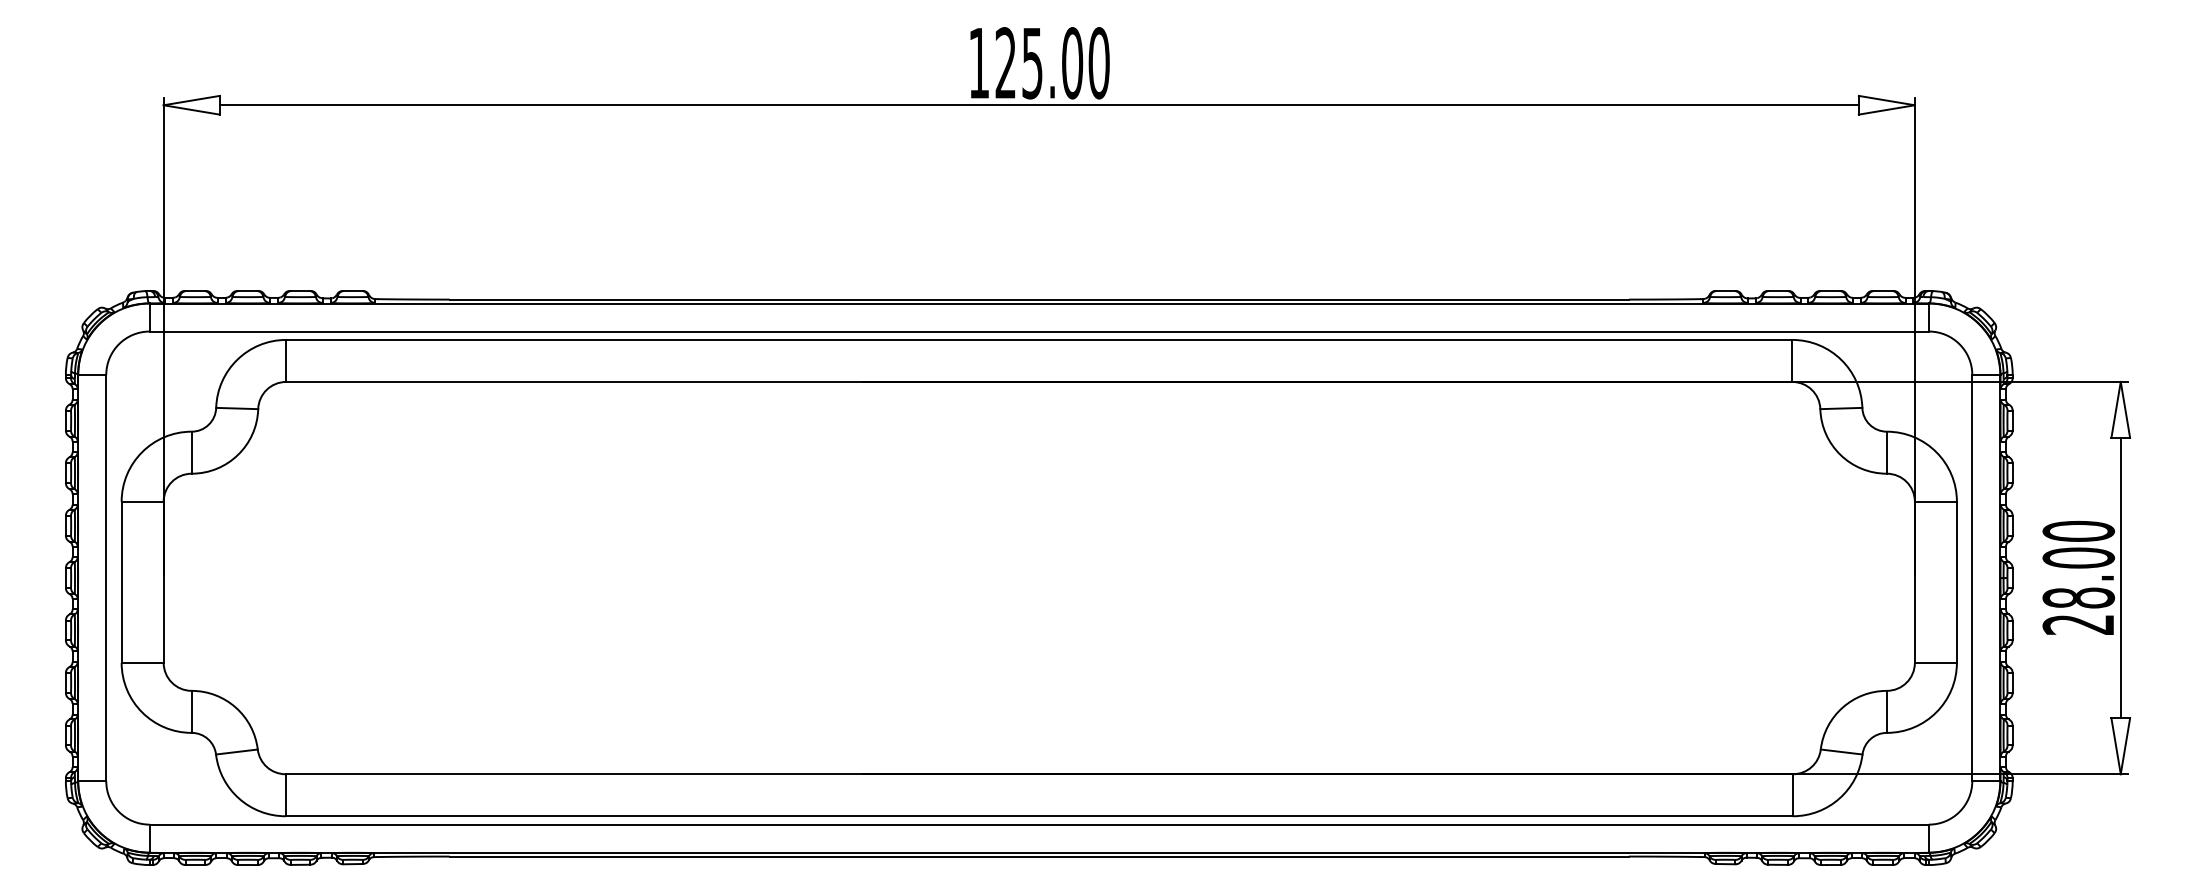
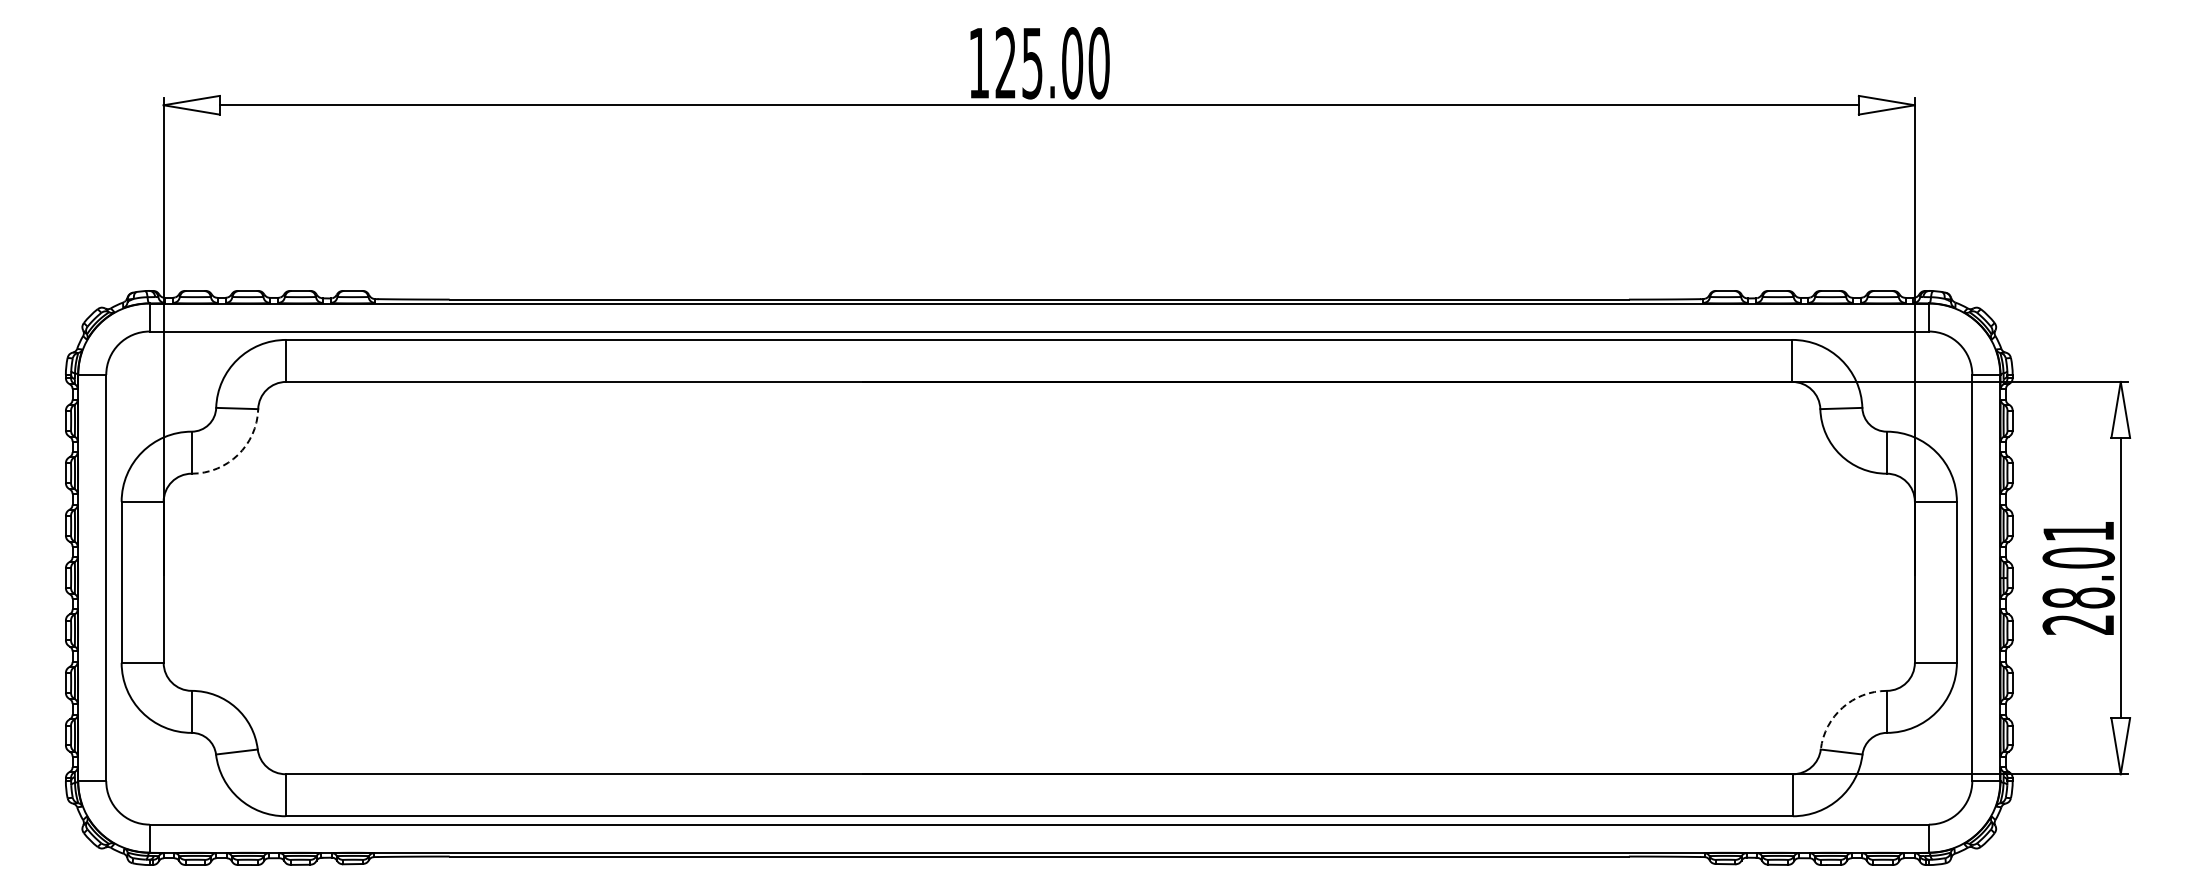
arc: solid -> dashed (238, 454)
text: 28.00 -> 28.01 (2078, 530)
arc: solid -> dashed (1842, 707)
